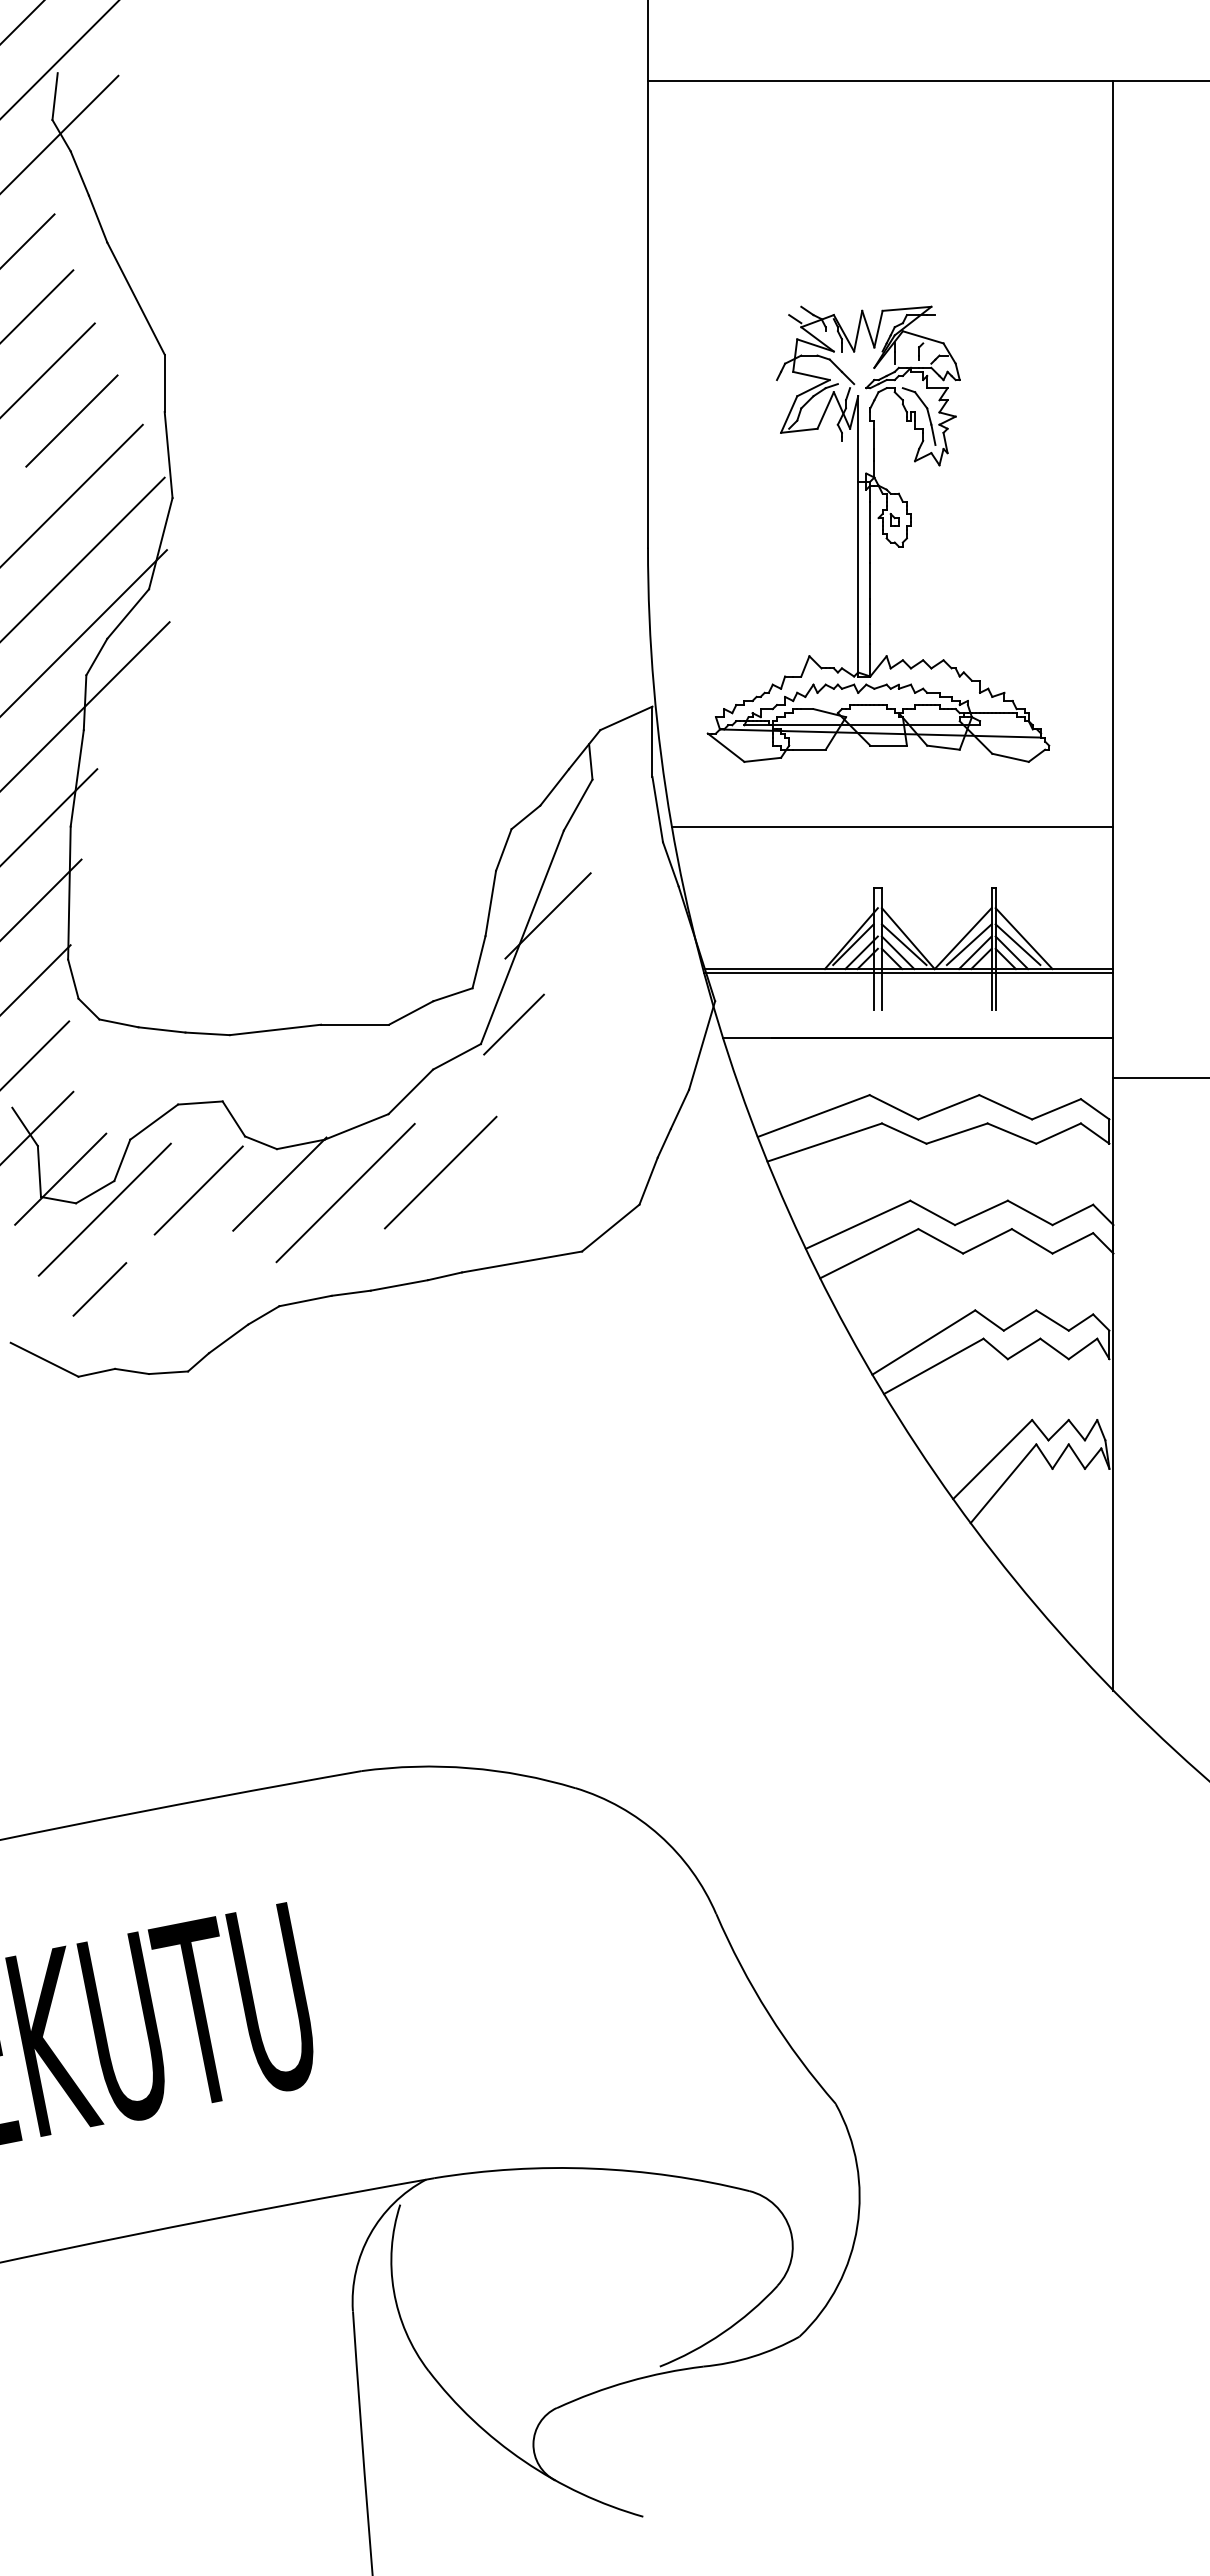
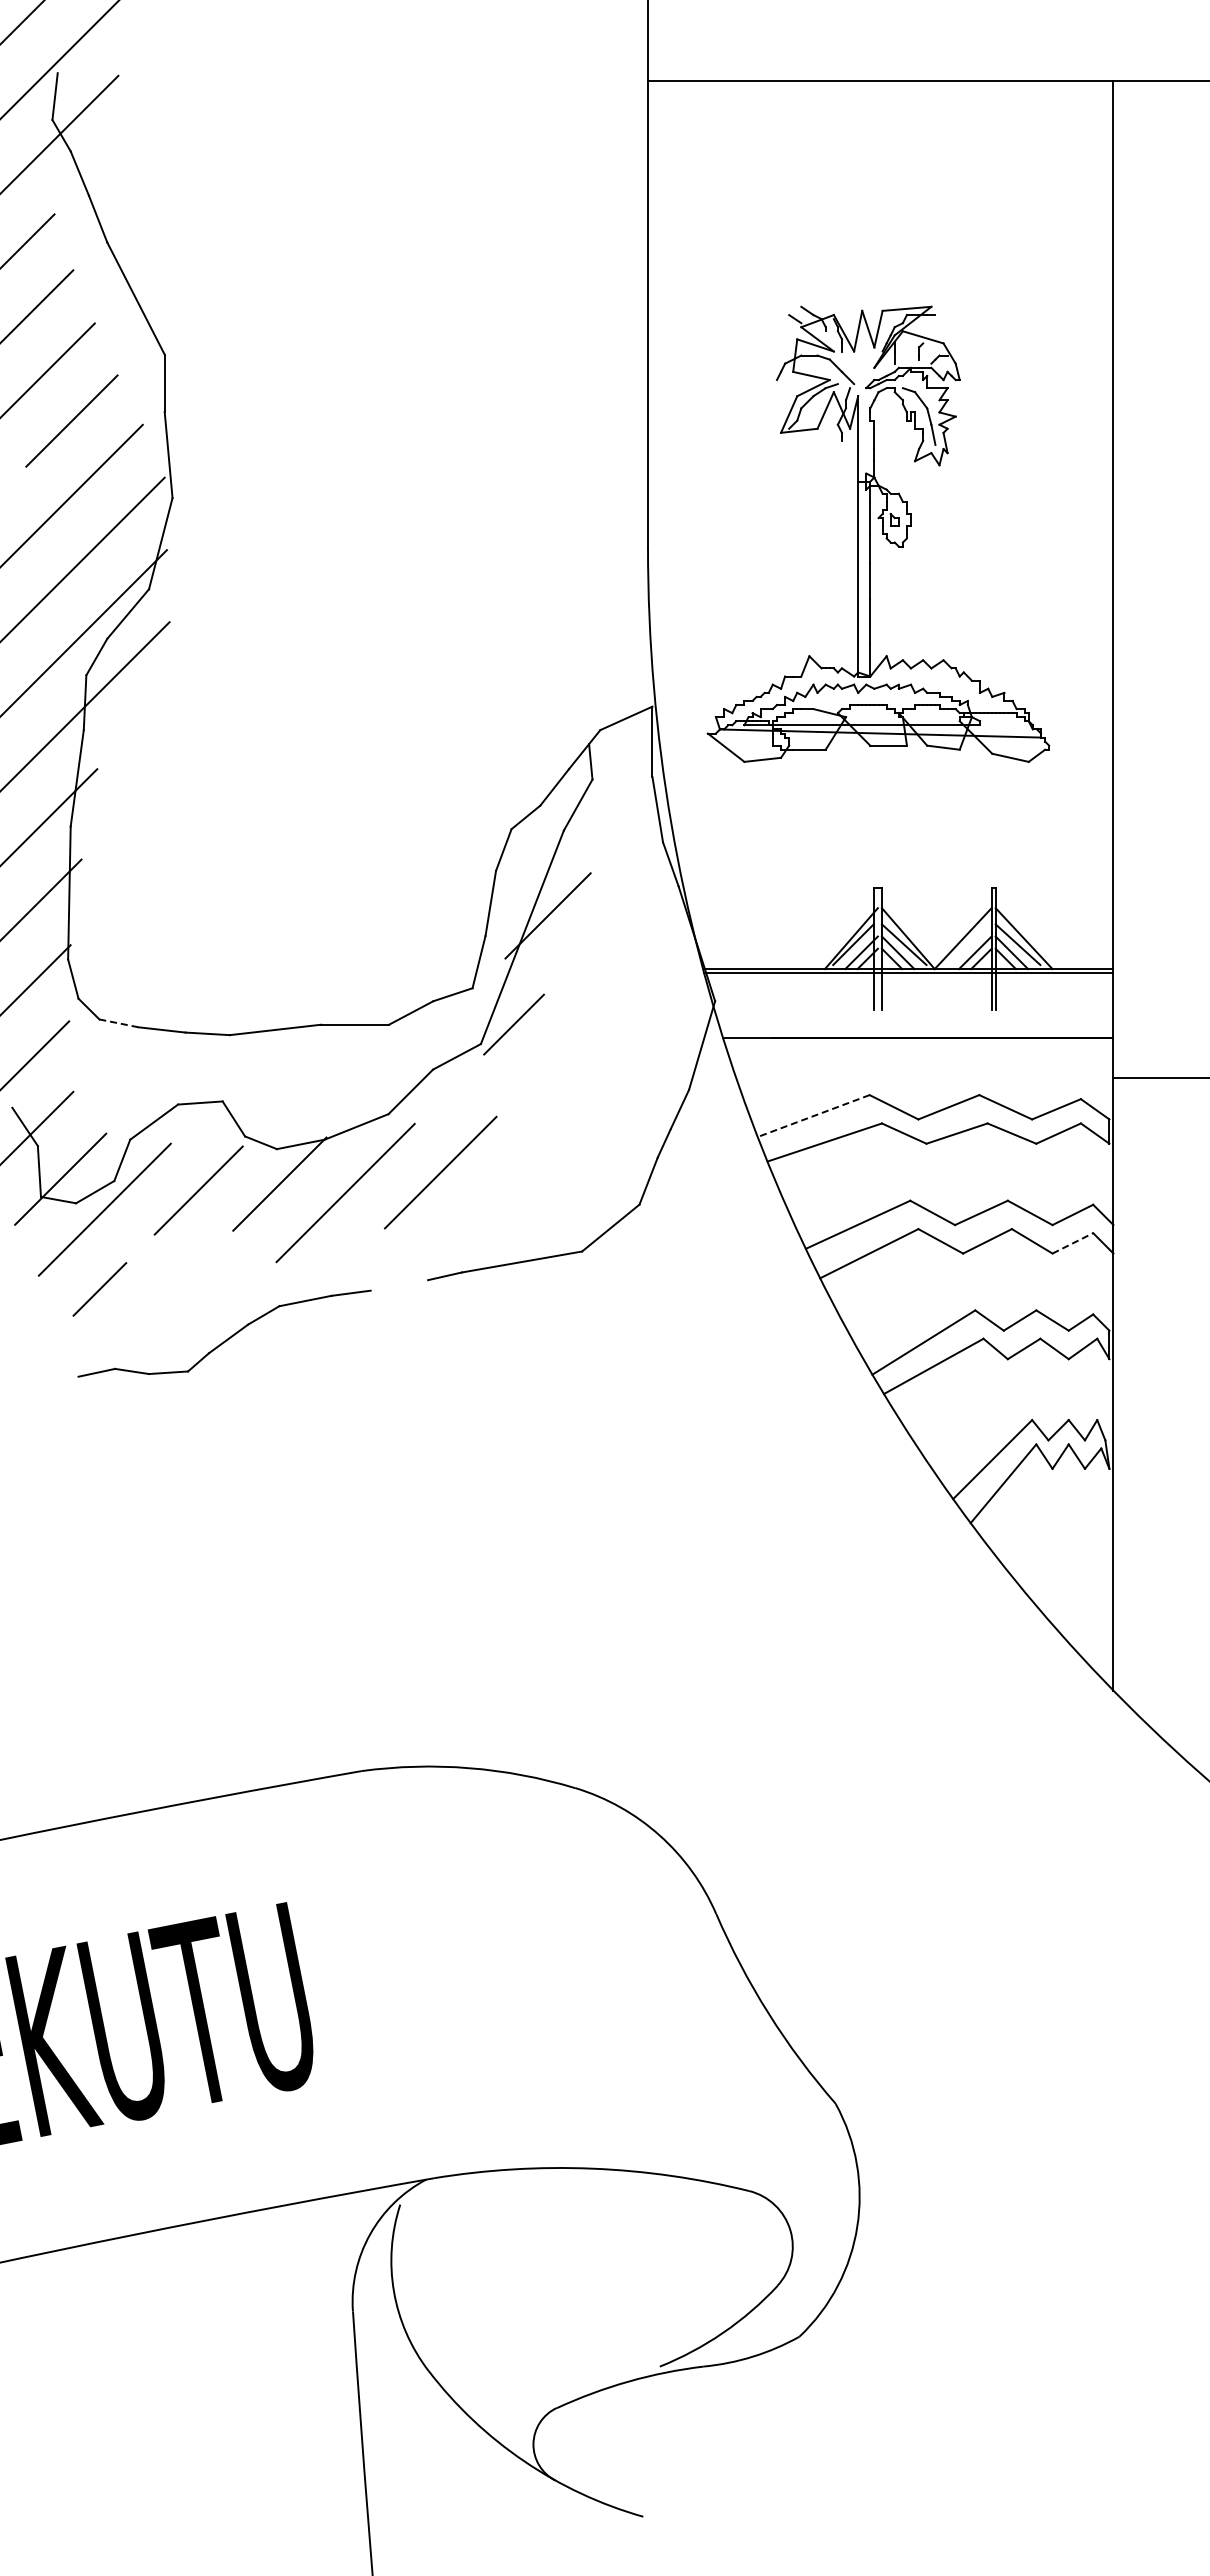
line: present -> none (892, 826)
line: present -> none (968, 944)
line: solid -> dashed (118, 1023)
line: solid -> dashed (813, 1116)
line: solid -> dashed (1072, 1243)
line: present -> none (399, 1285)
line: present -> none (44, 1359)
